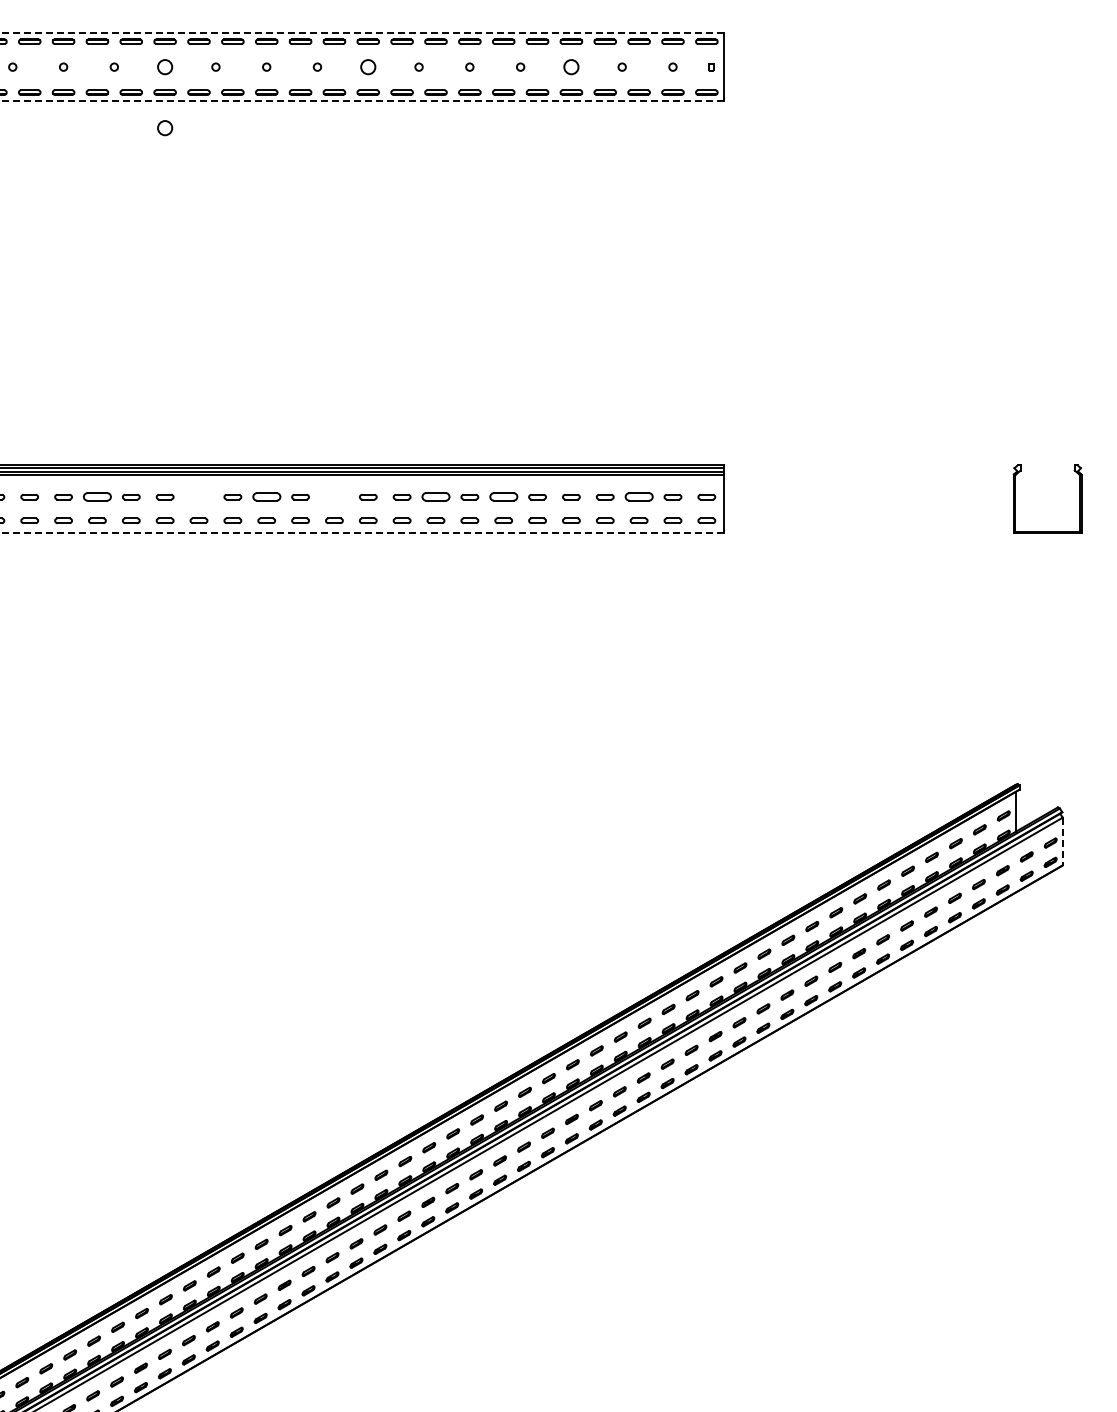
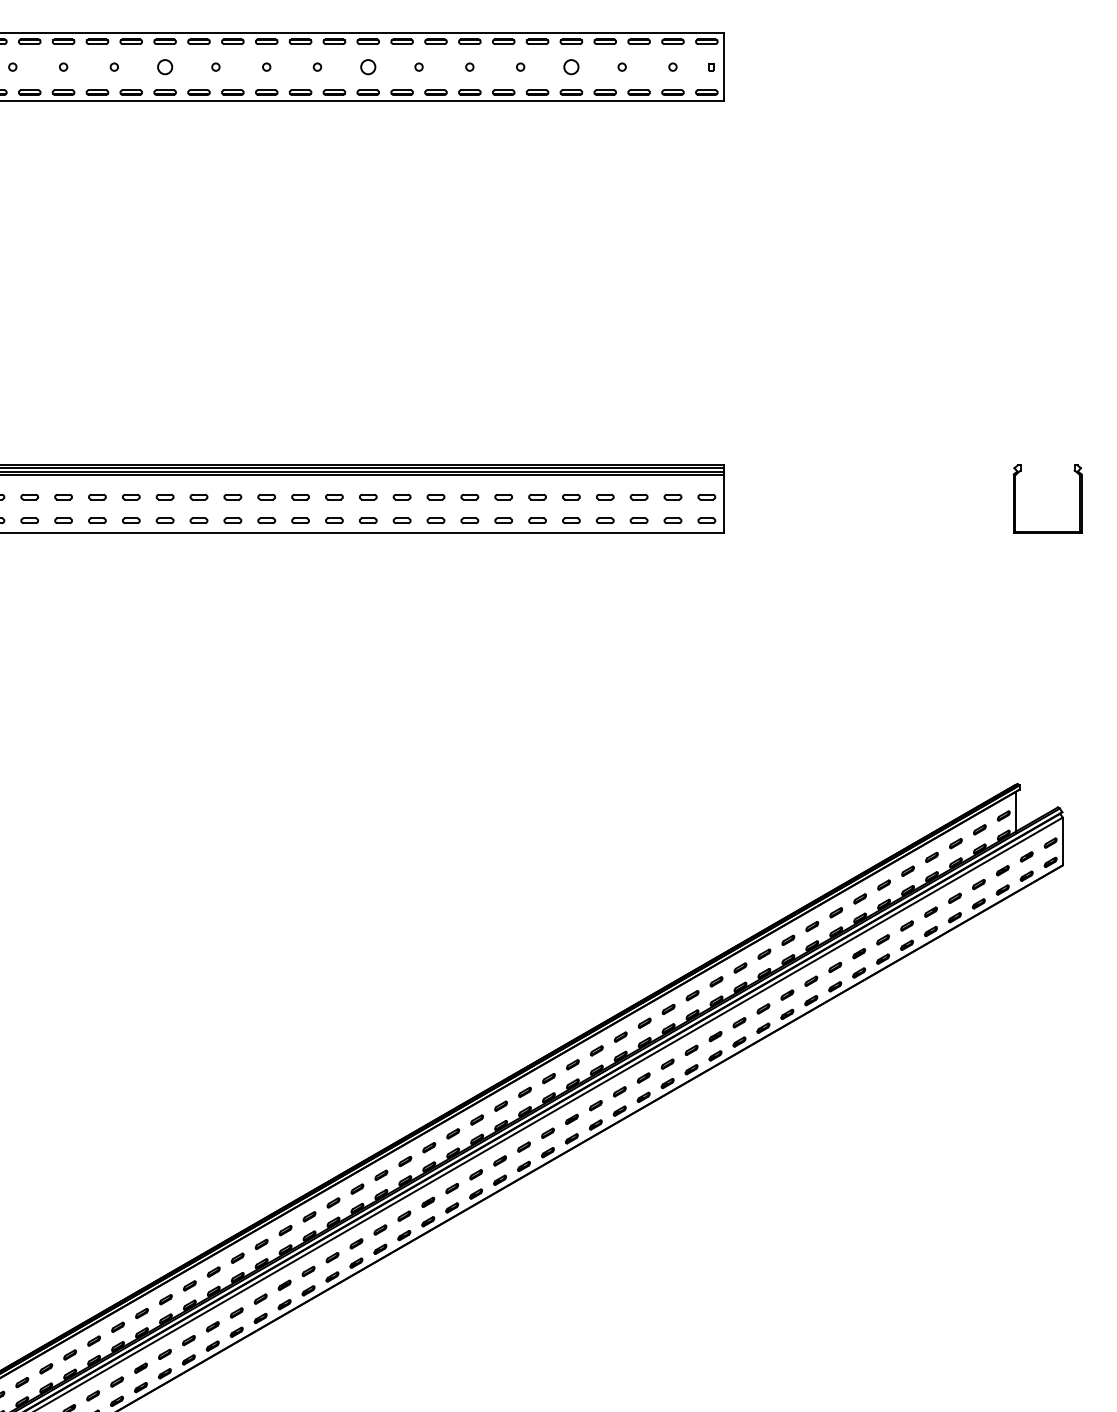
line: dashed -> solid (361, 33)
line: dashed -> solid (361, 101)
circle: present -> none (165, 128)
part size: 29x10 px -> 19x7 px (97, 497)
part size: 30x10 px -> 19x7 px (266, 497)
part size: 30x10 px -> 20x7 px (435, 497)
part size: 30x10 px -> 19x7 px (503, 497)
part size: 30x10 px -> 20x7 px (638, 497)
part: none -> present (198, 497)
part: none -> present (334, 497)
line: dashed -> solid (361, 533)
line: dashed -> solid (1062, 841)
